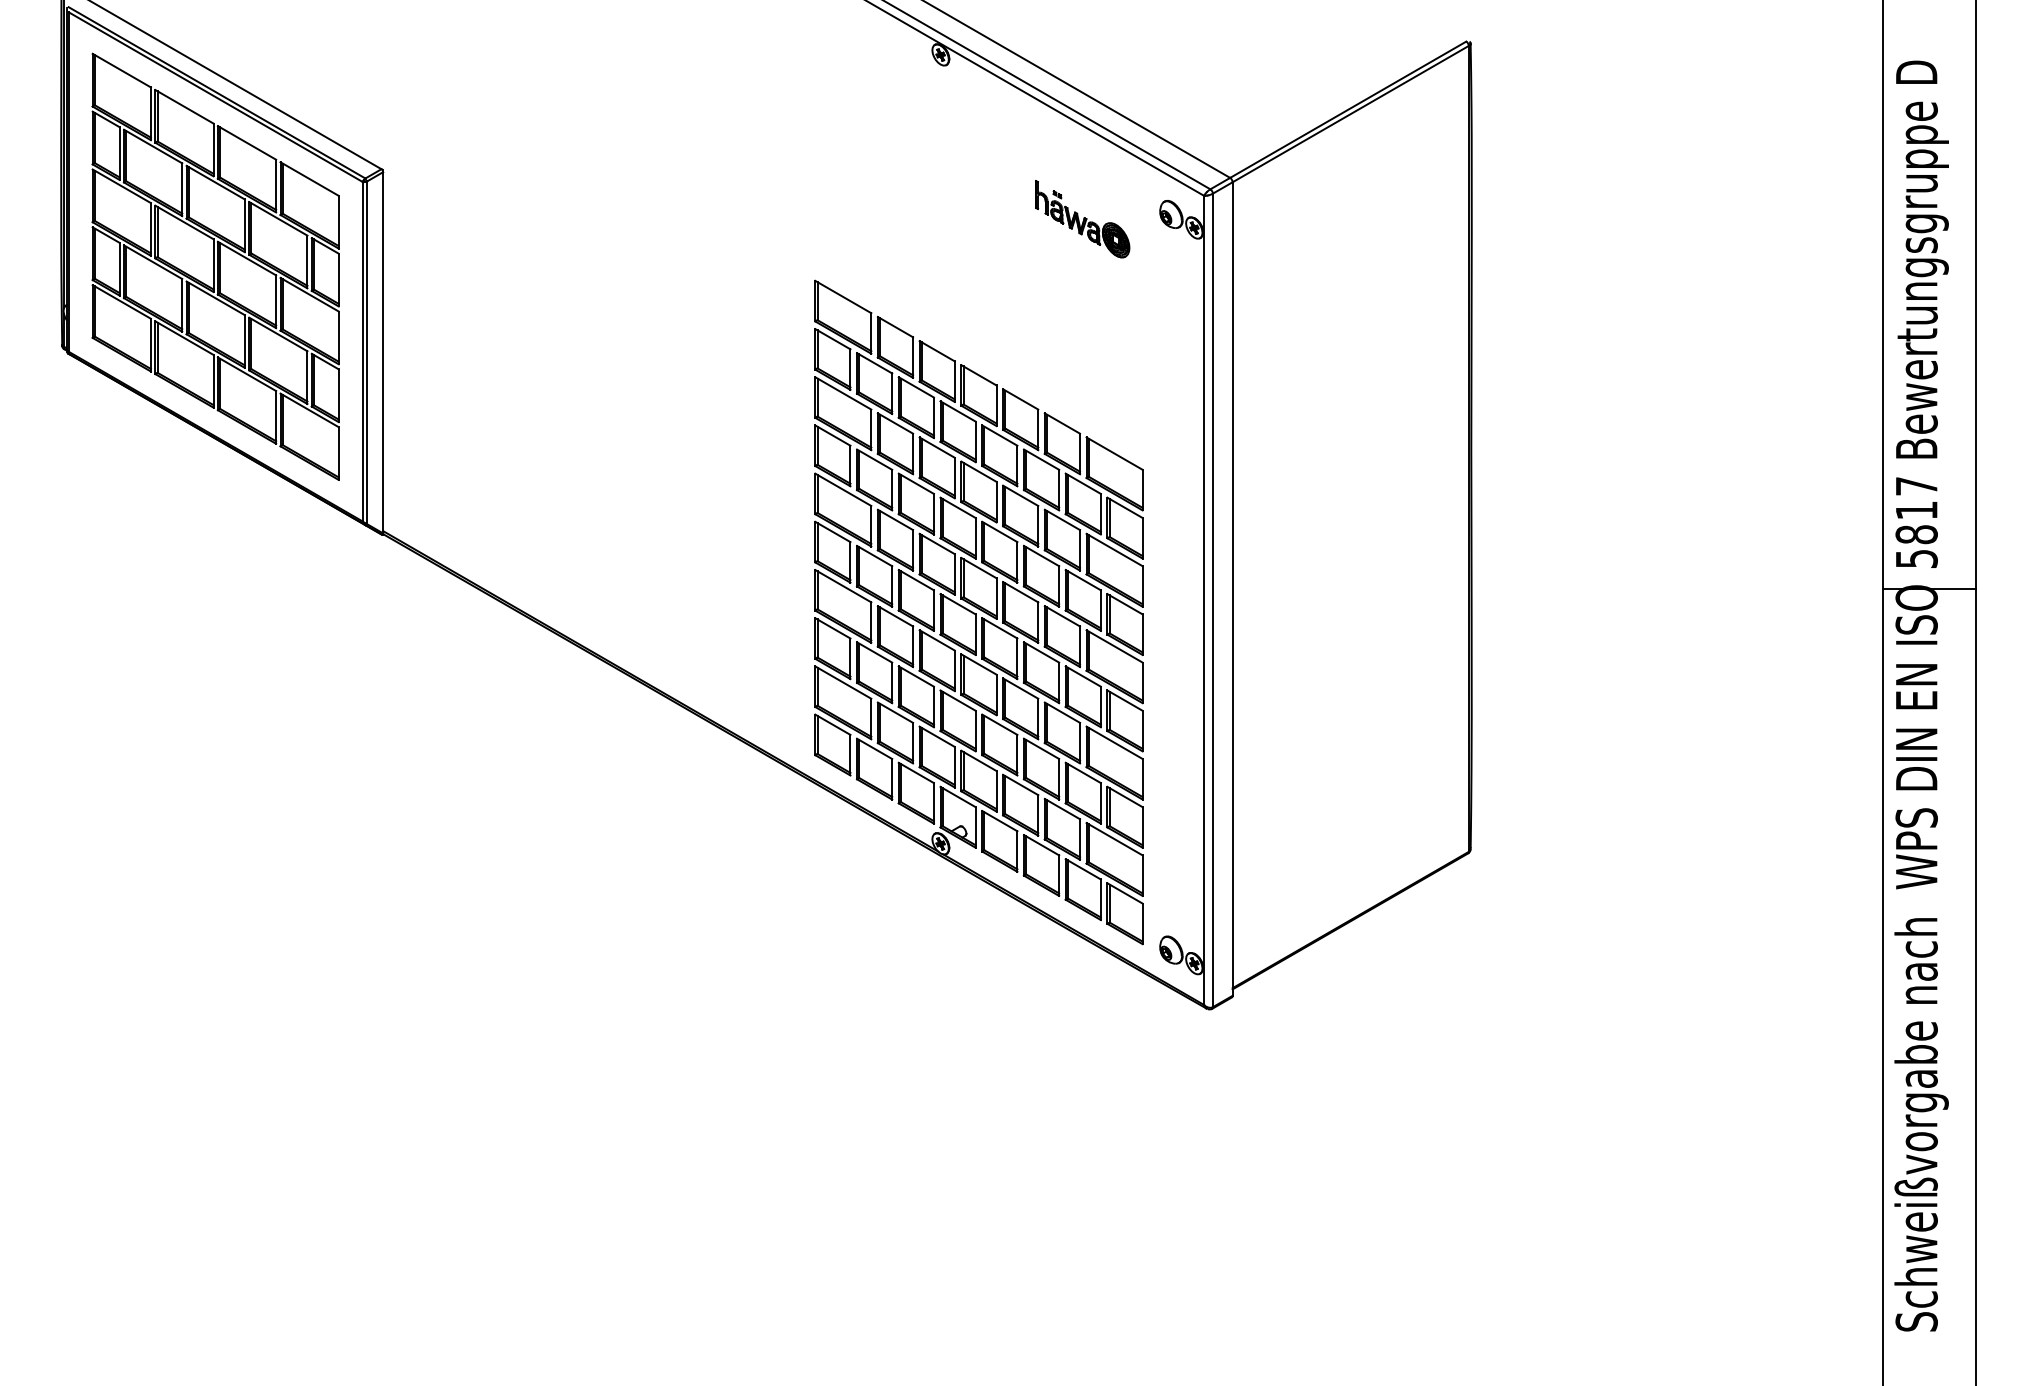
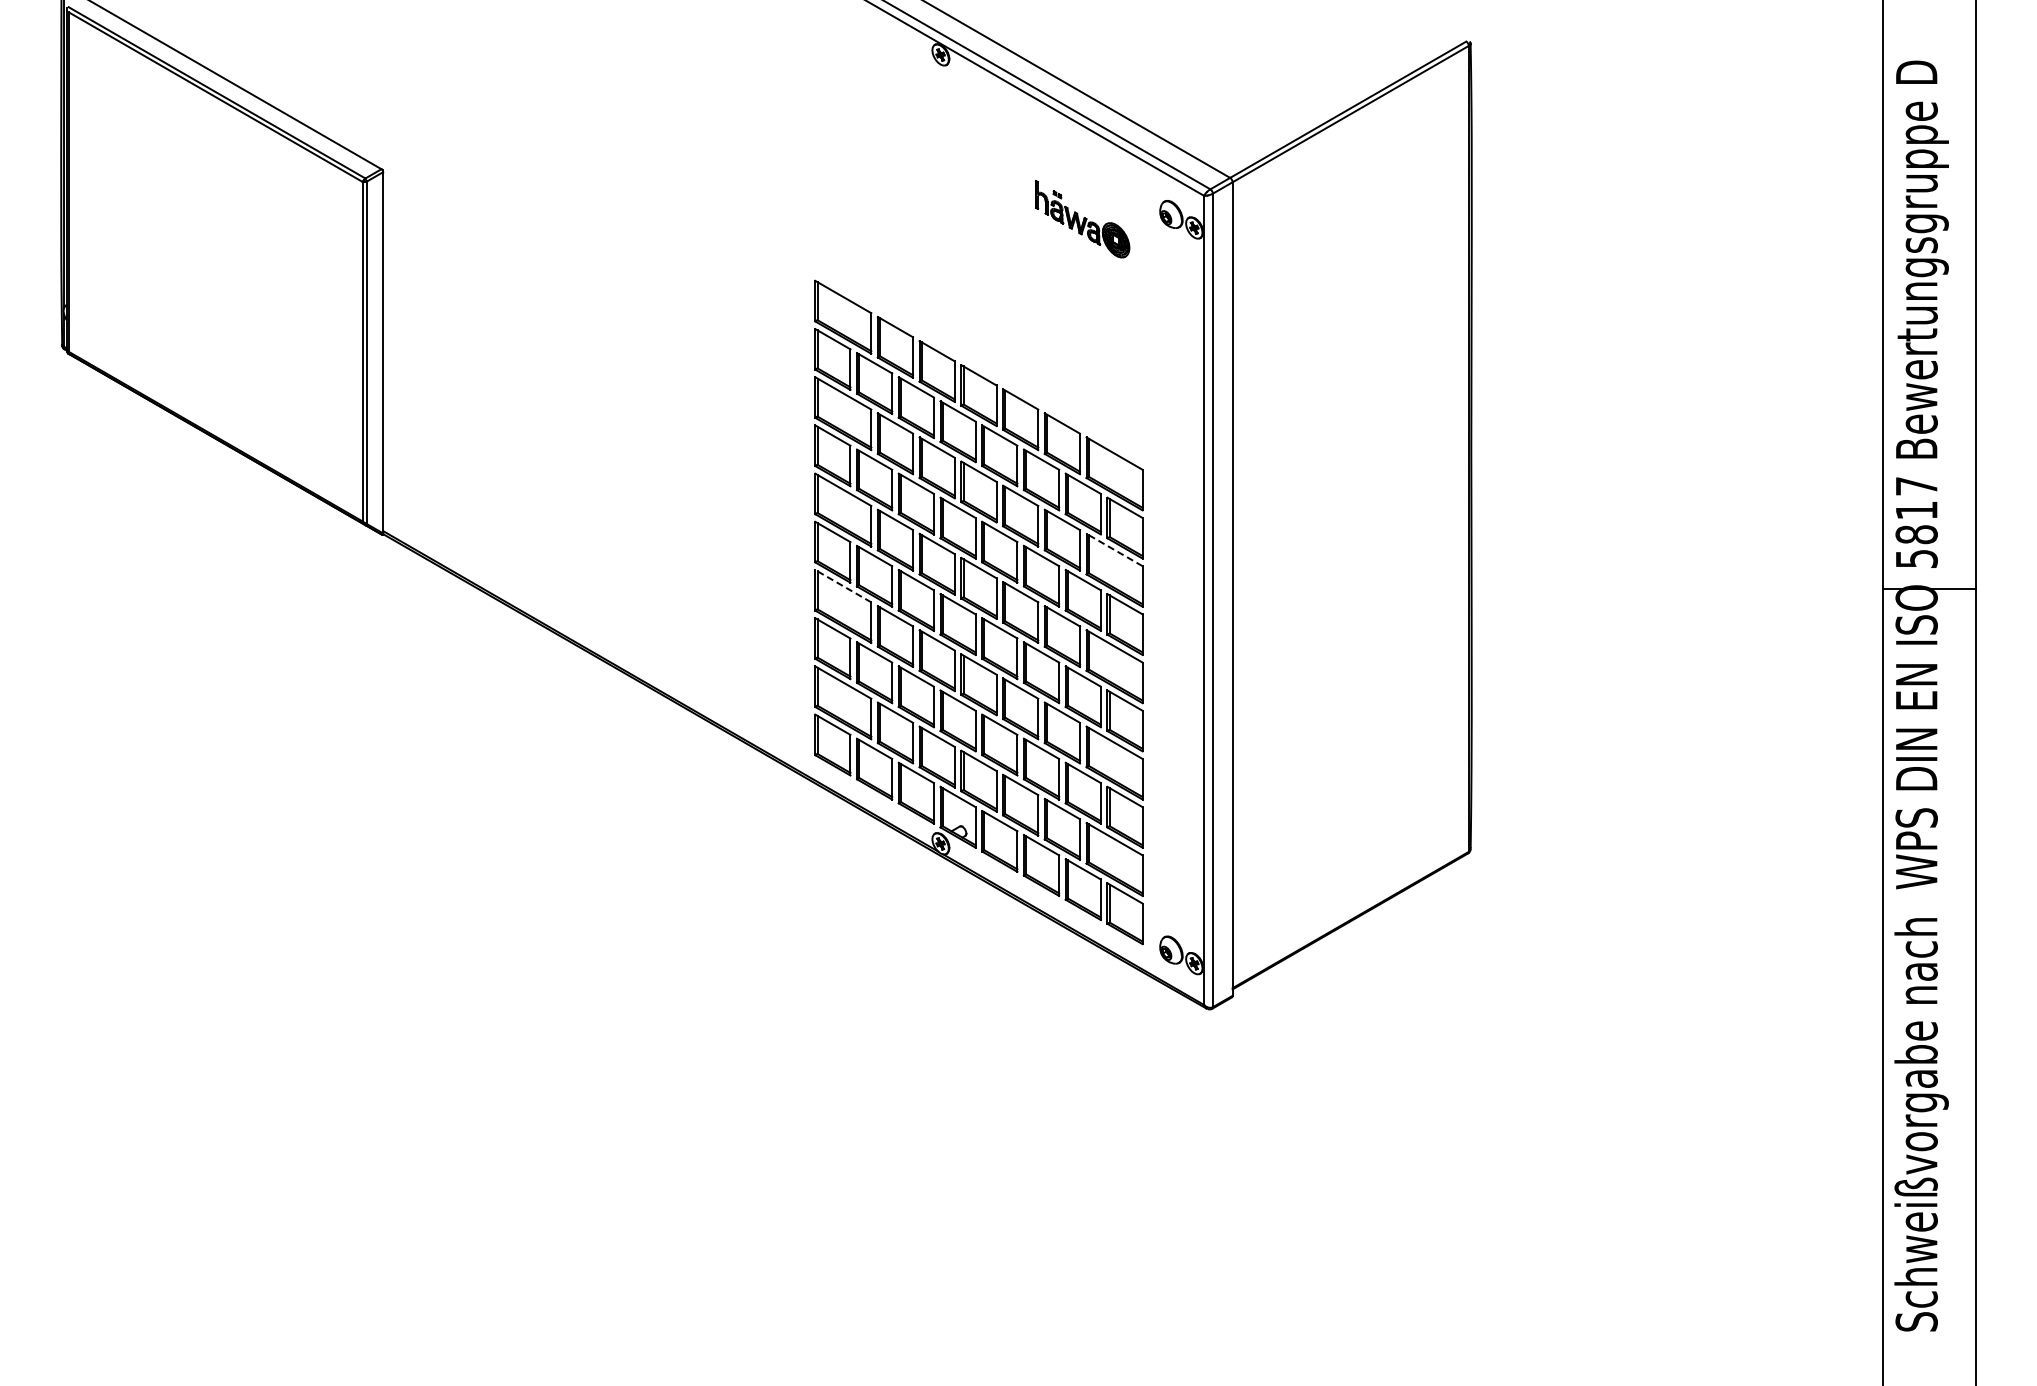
part: present -> none (215, 266)
line: solid -> dashed (1114, 549)
line: solid -> dashed (842, 585)
